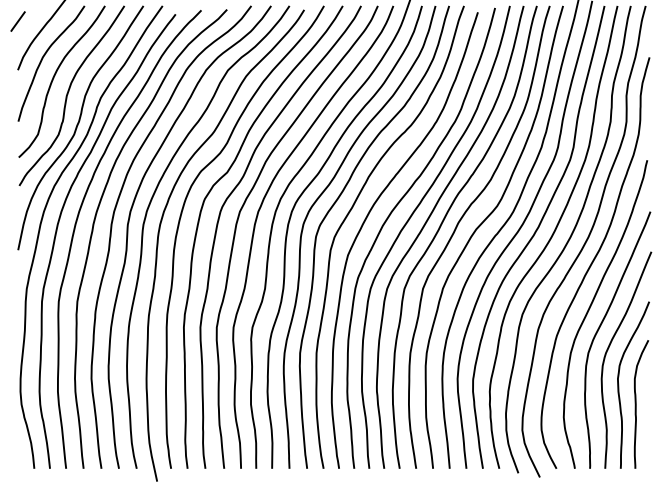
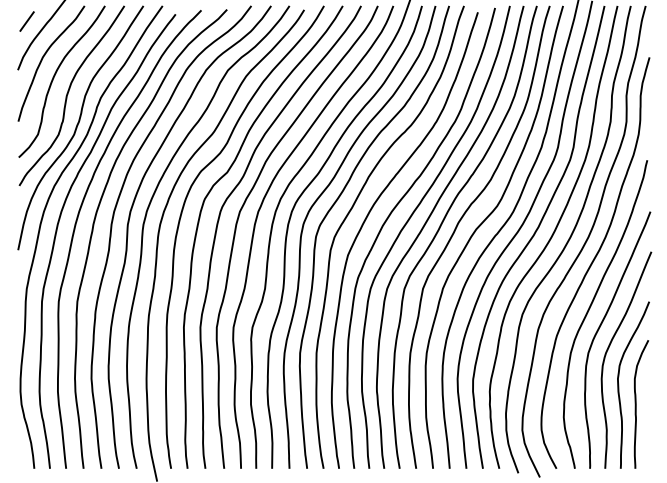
line position: (17, 21) -> (26, 21) (26, 21)
